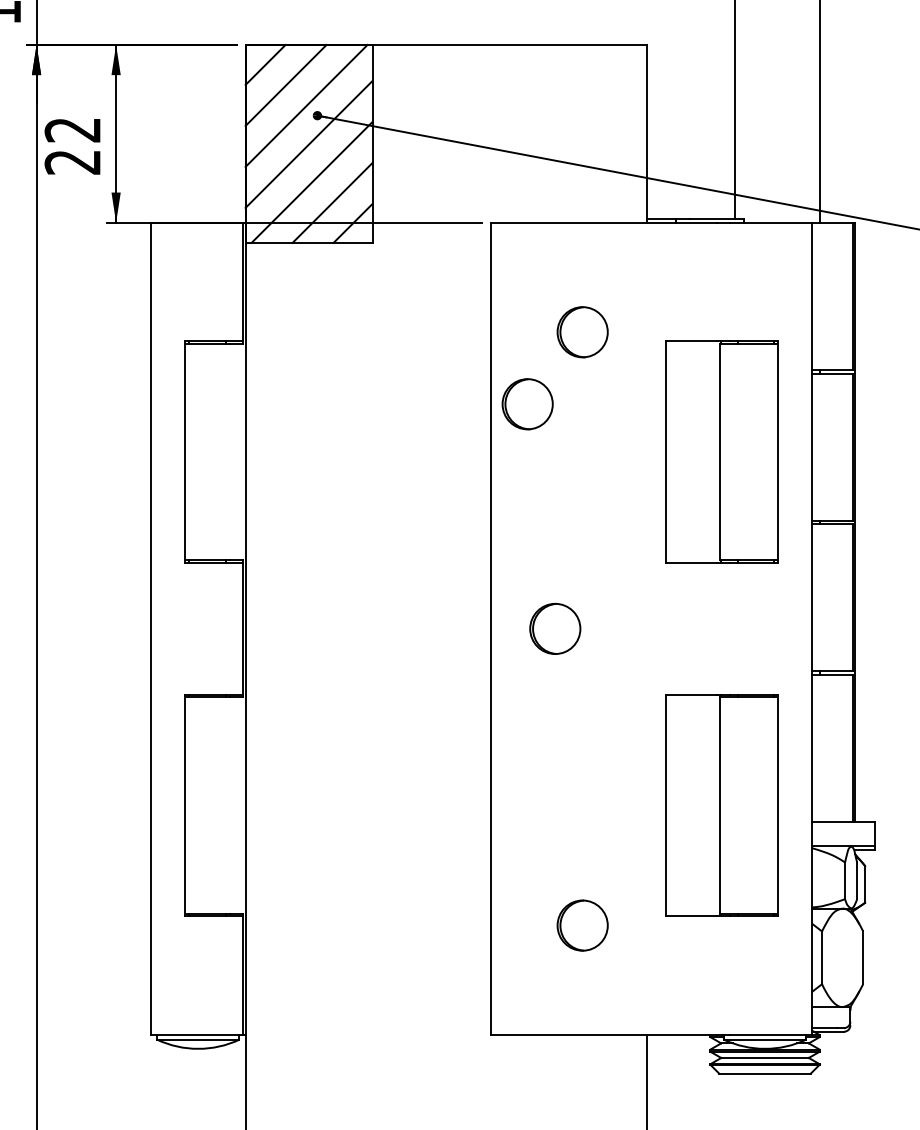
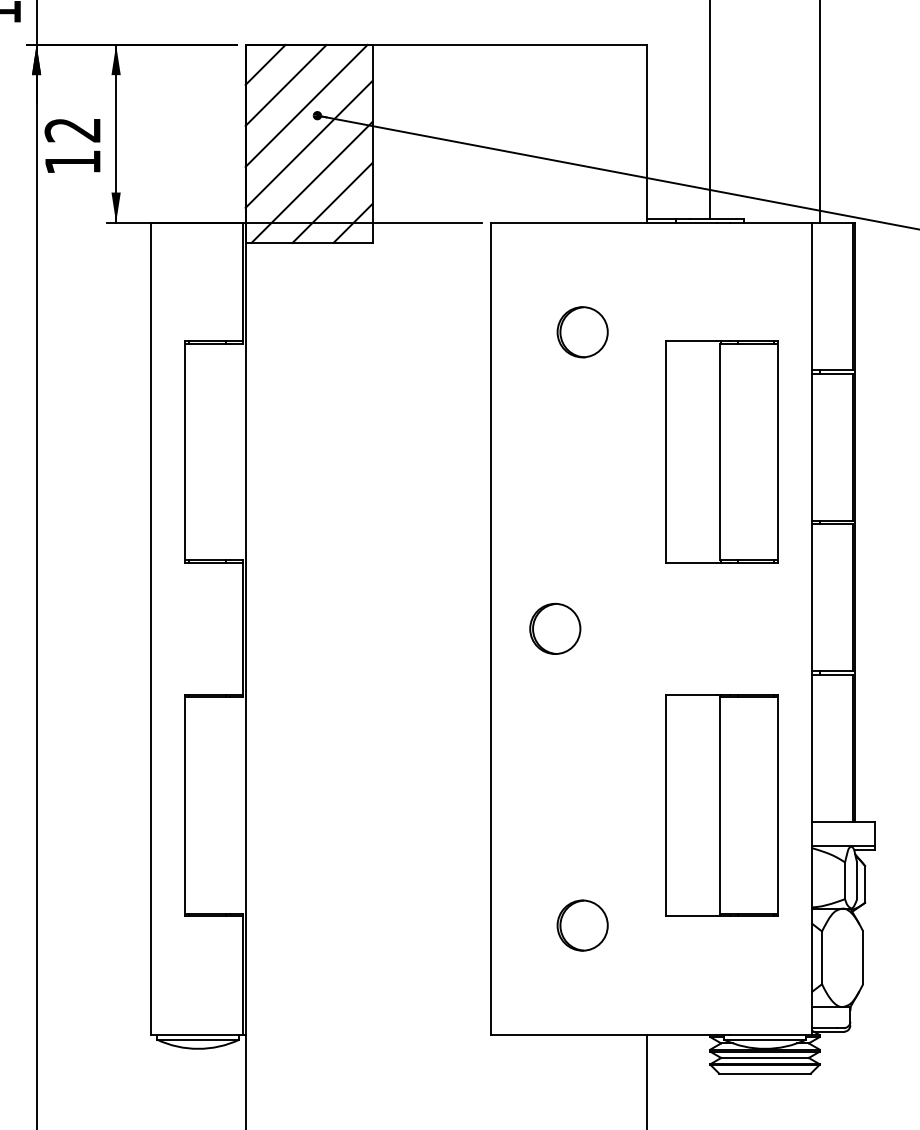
line position: (735, 110) -> (710, 110) (710, 110)
text: 22 -> 12 (72, 162)
part: present -> none (527, 404)
